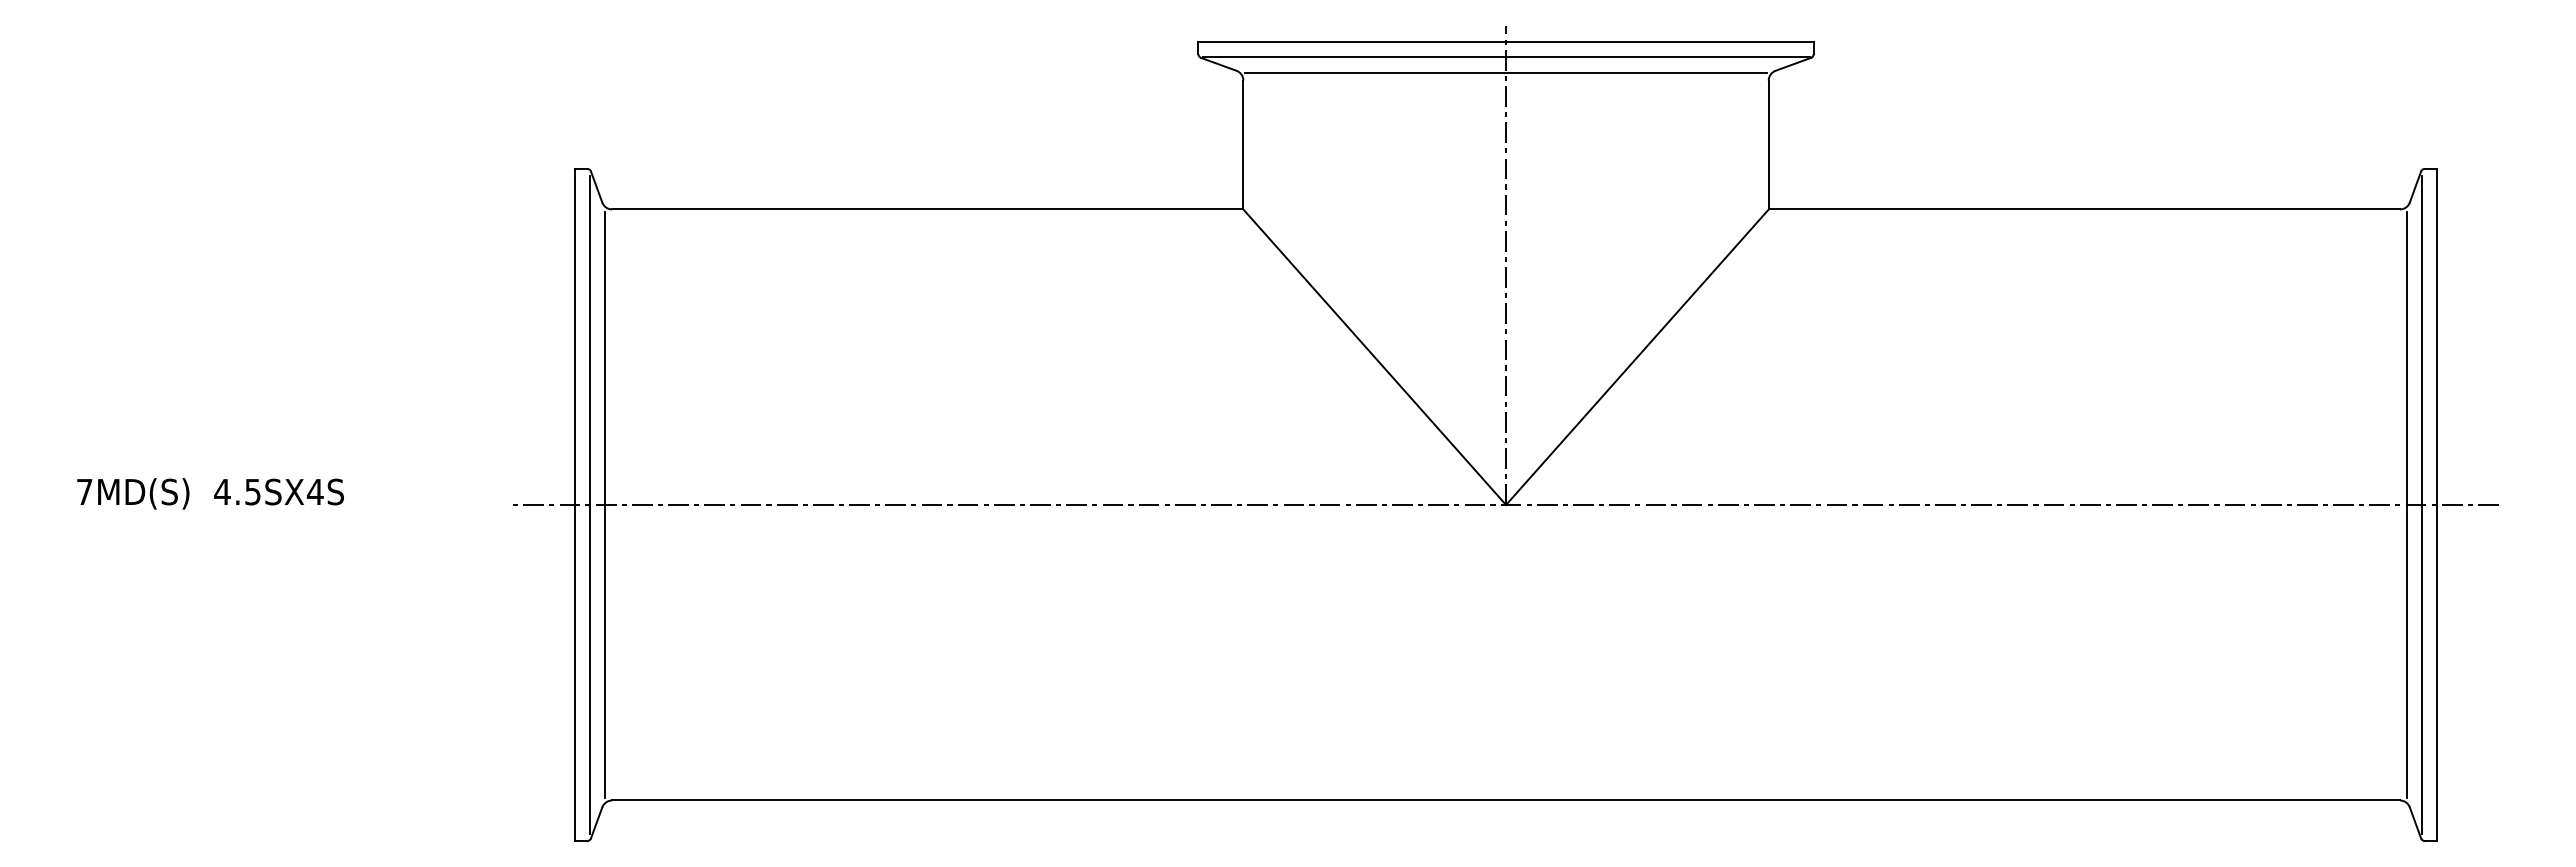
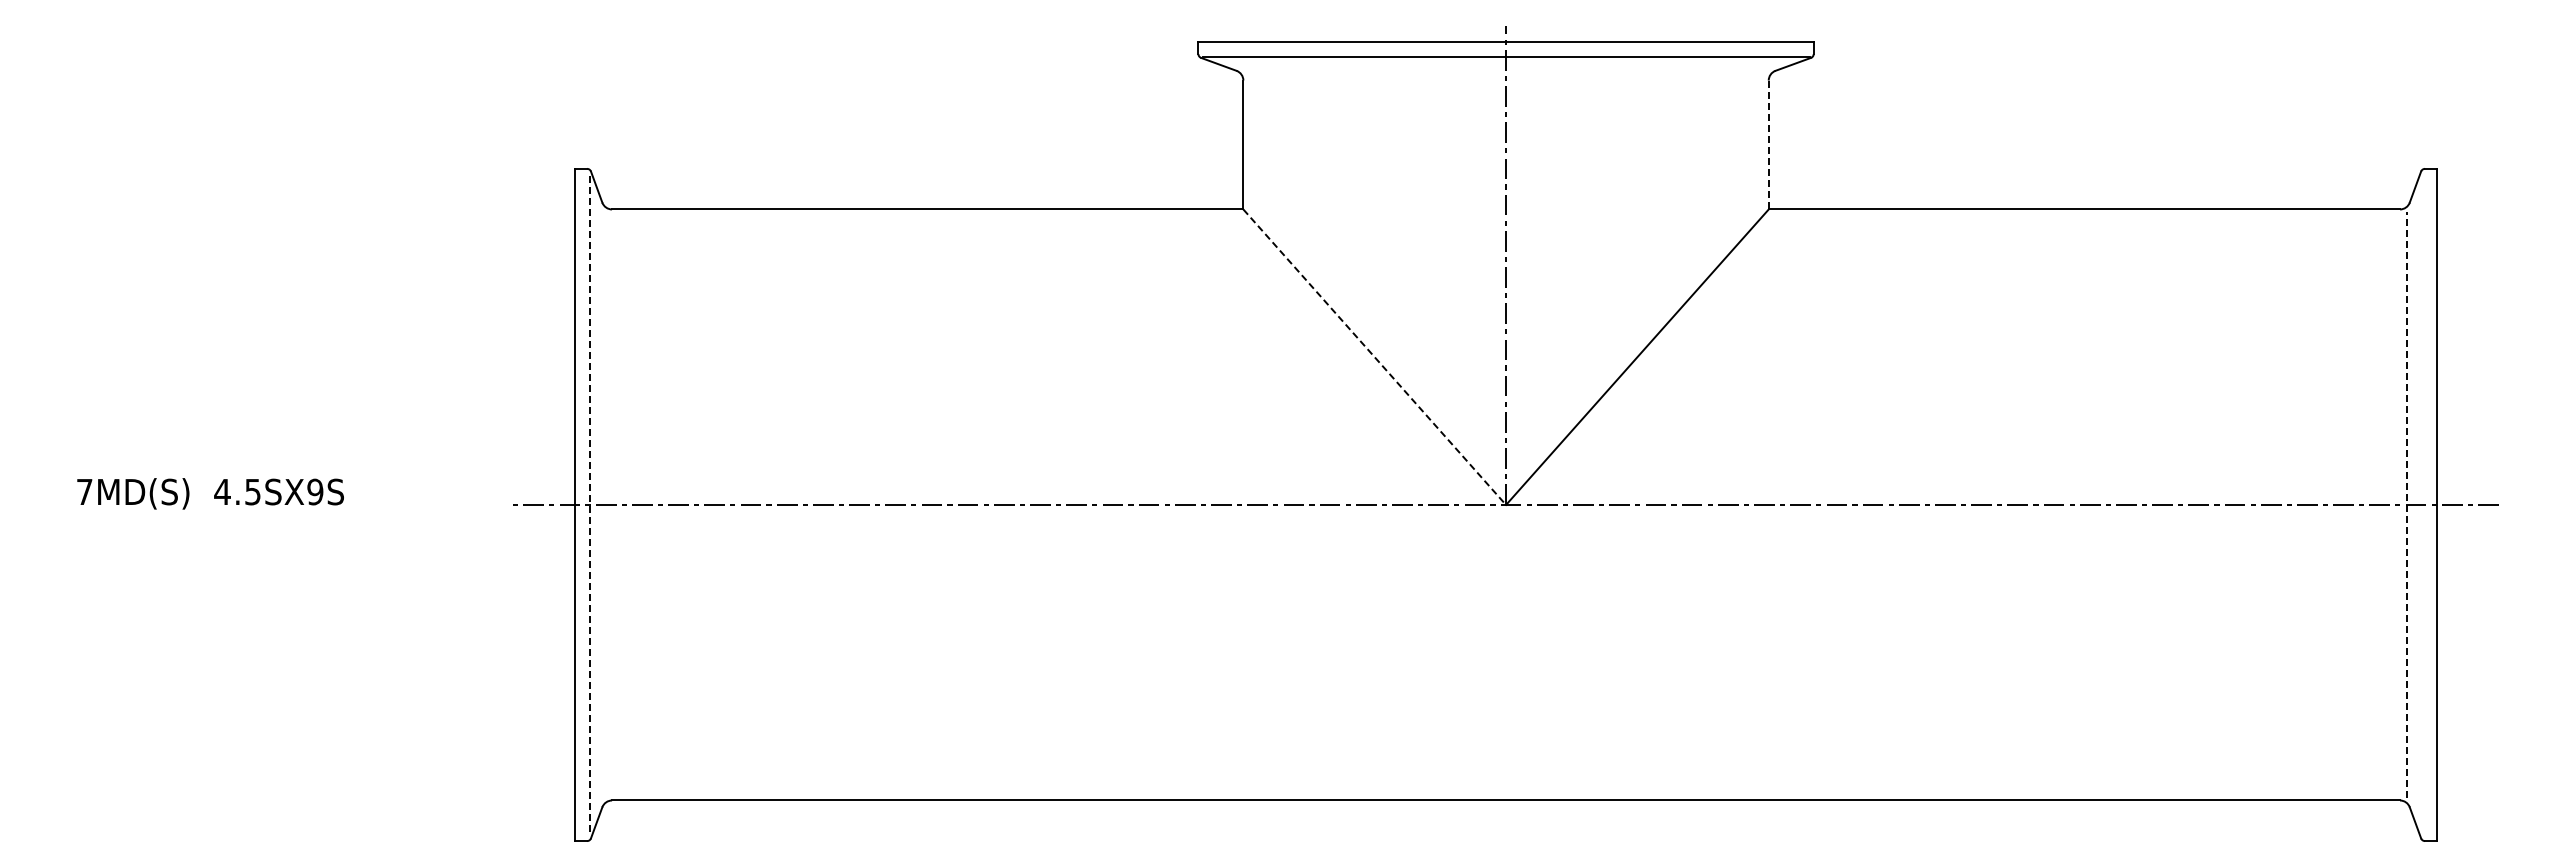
line: present -> none (1505, 73)
line: solid -> dashed (1768, 144)
line: solid -> dashed (1374, 357)
text: 4.5SX4S -> 4.5SX9S (314, 491)
line: solid -> dashed (590, 504)
line: present -> none (604, 504)
line: solid -> dashed (2407, 504)
line: present -> none (2422, 504)
